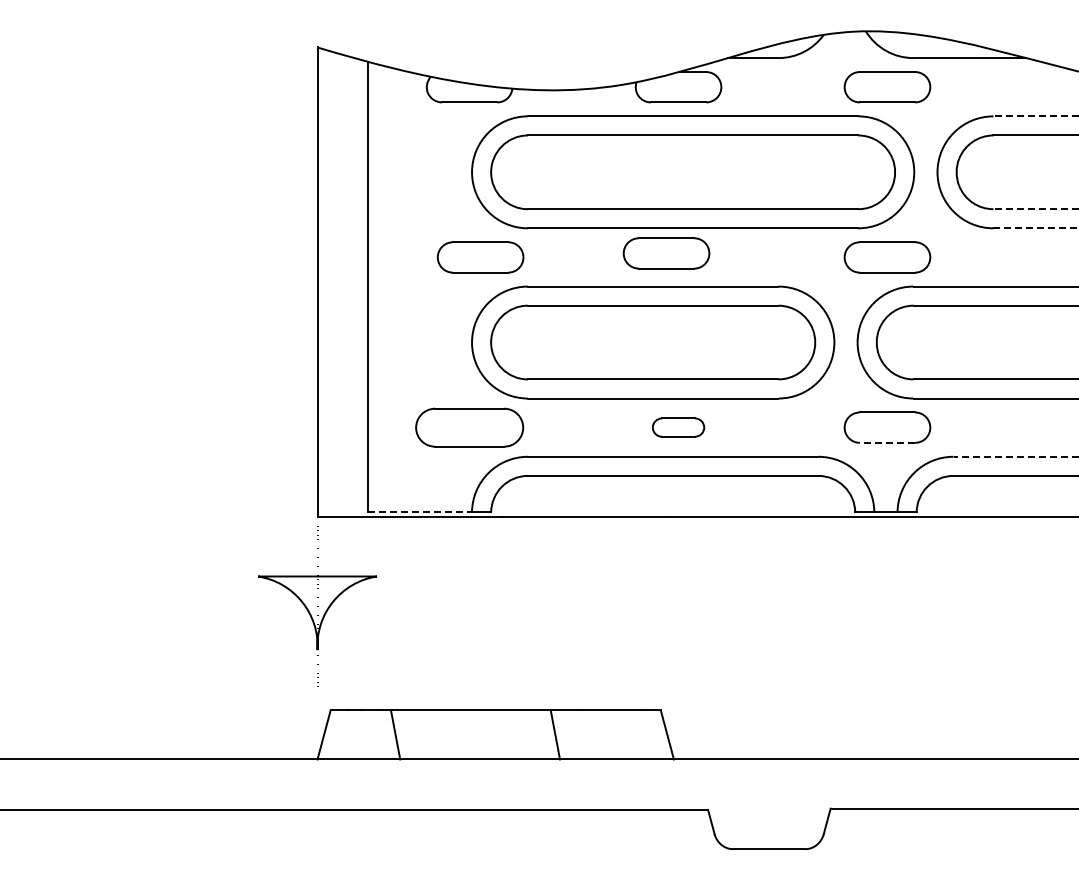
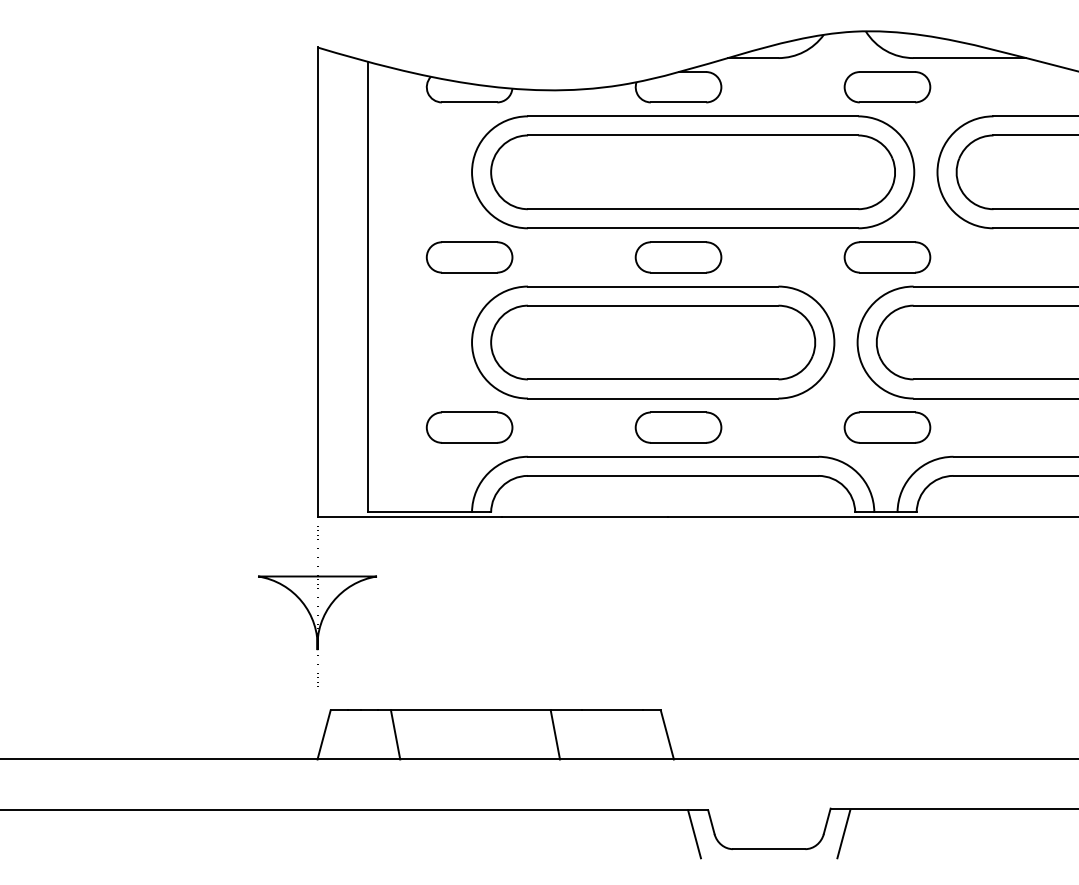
line: dashed -> solid (1035, 116)
line: dashed -> solid (1035, 209)
line: dashed -> solid (1036, 228)
part position: (666, 253) -> (678, 257) (678, 257)
part position: (480, 257) -> (469, 257) (469, 257)
part size: 110x41 px -> 89x33 px (469, 427)
part size: 54x21 px -> 89x33 px (678, 427)
line: dashed -> solid (887, 442)
line: dashed -> solid (1015, 456)
line: dashed -> solid (420, 512)
line: none -> present (694, 834)
line: none -> present (843, 834)
